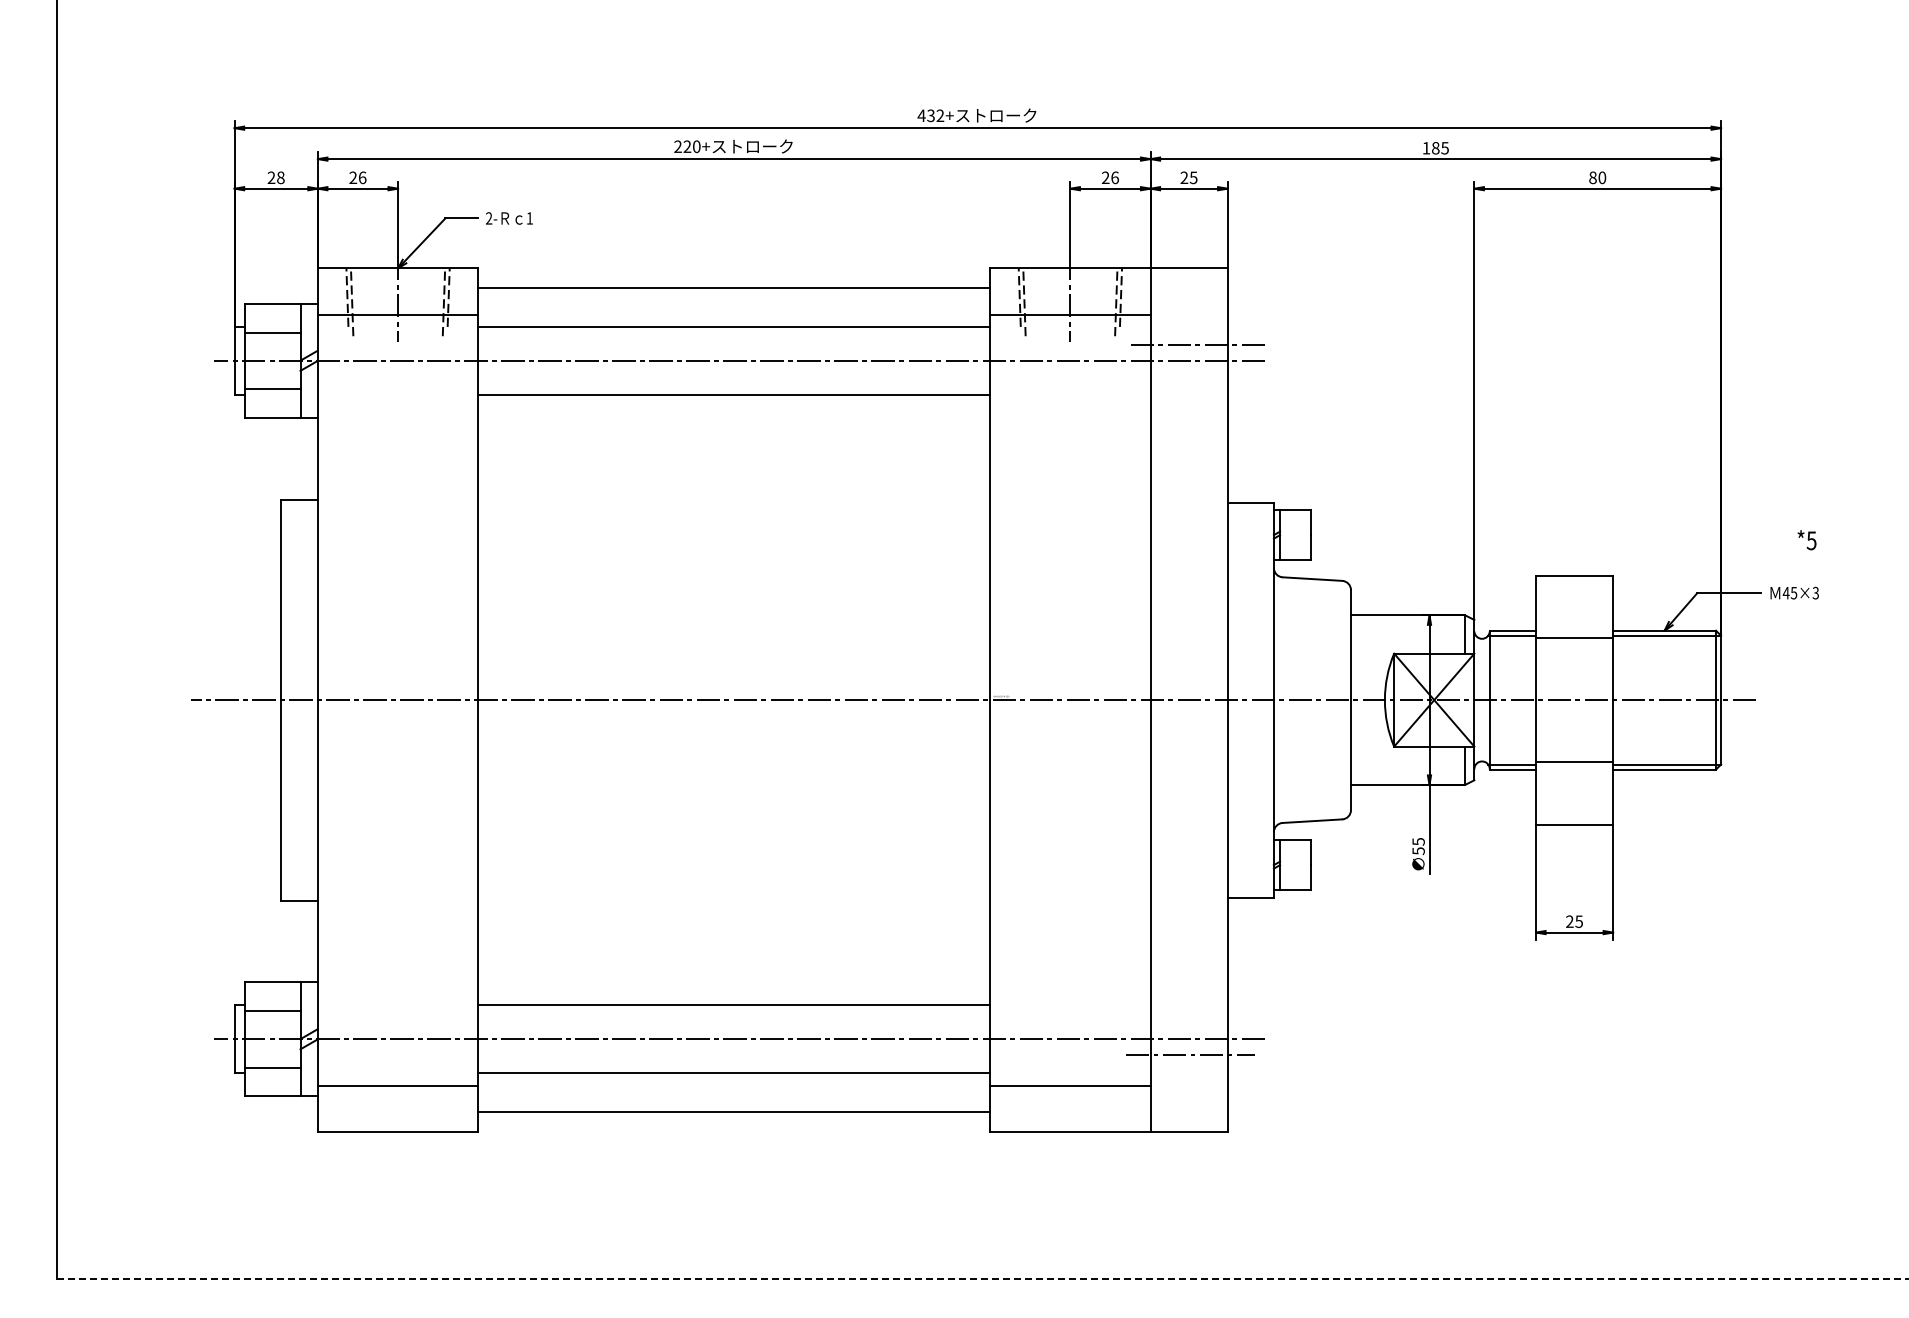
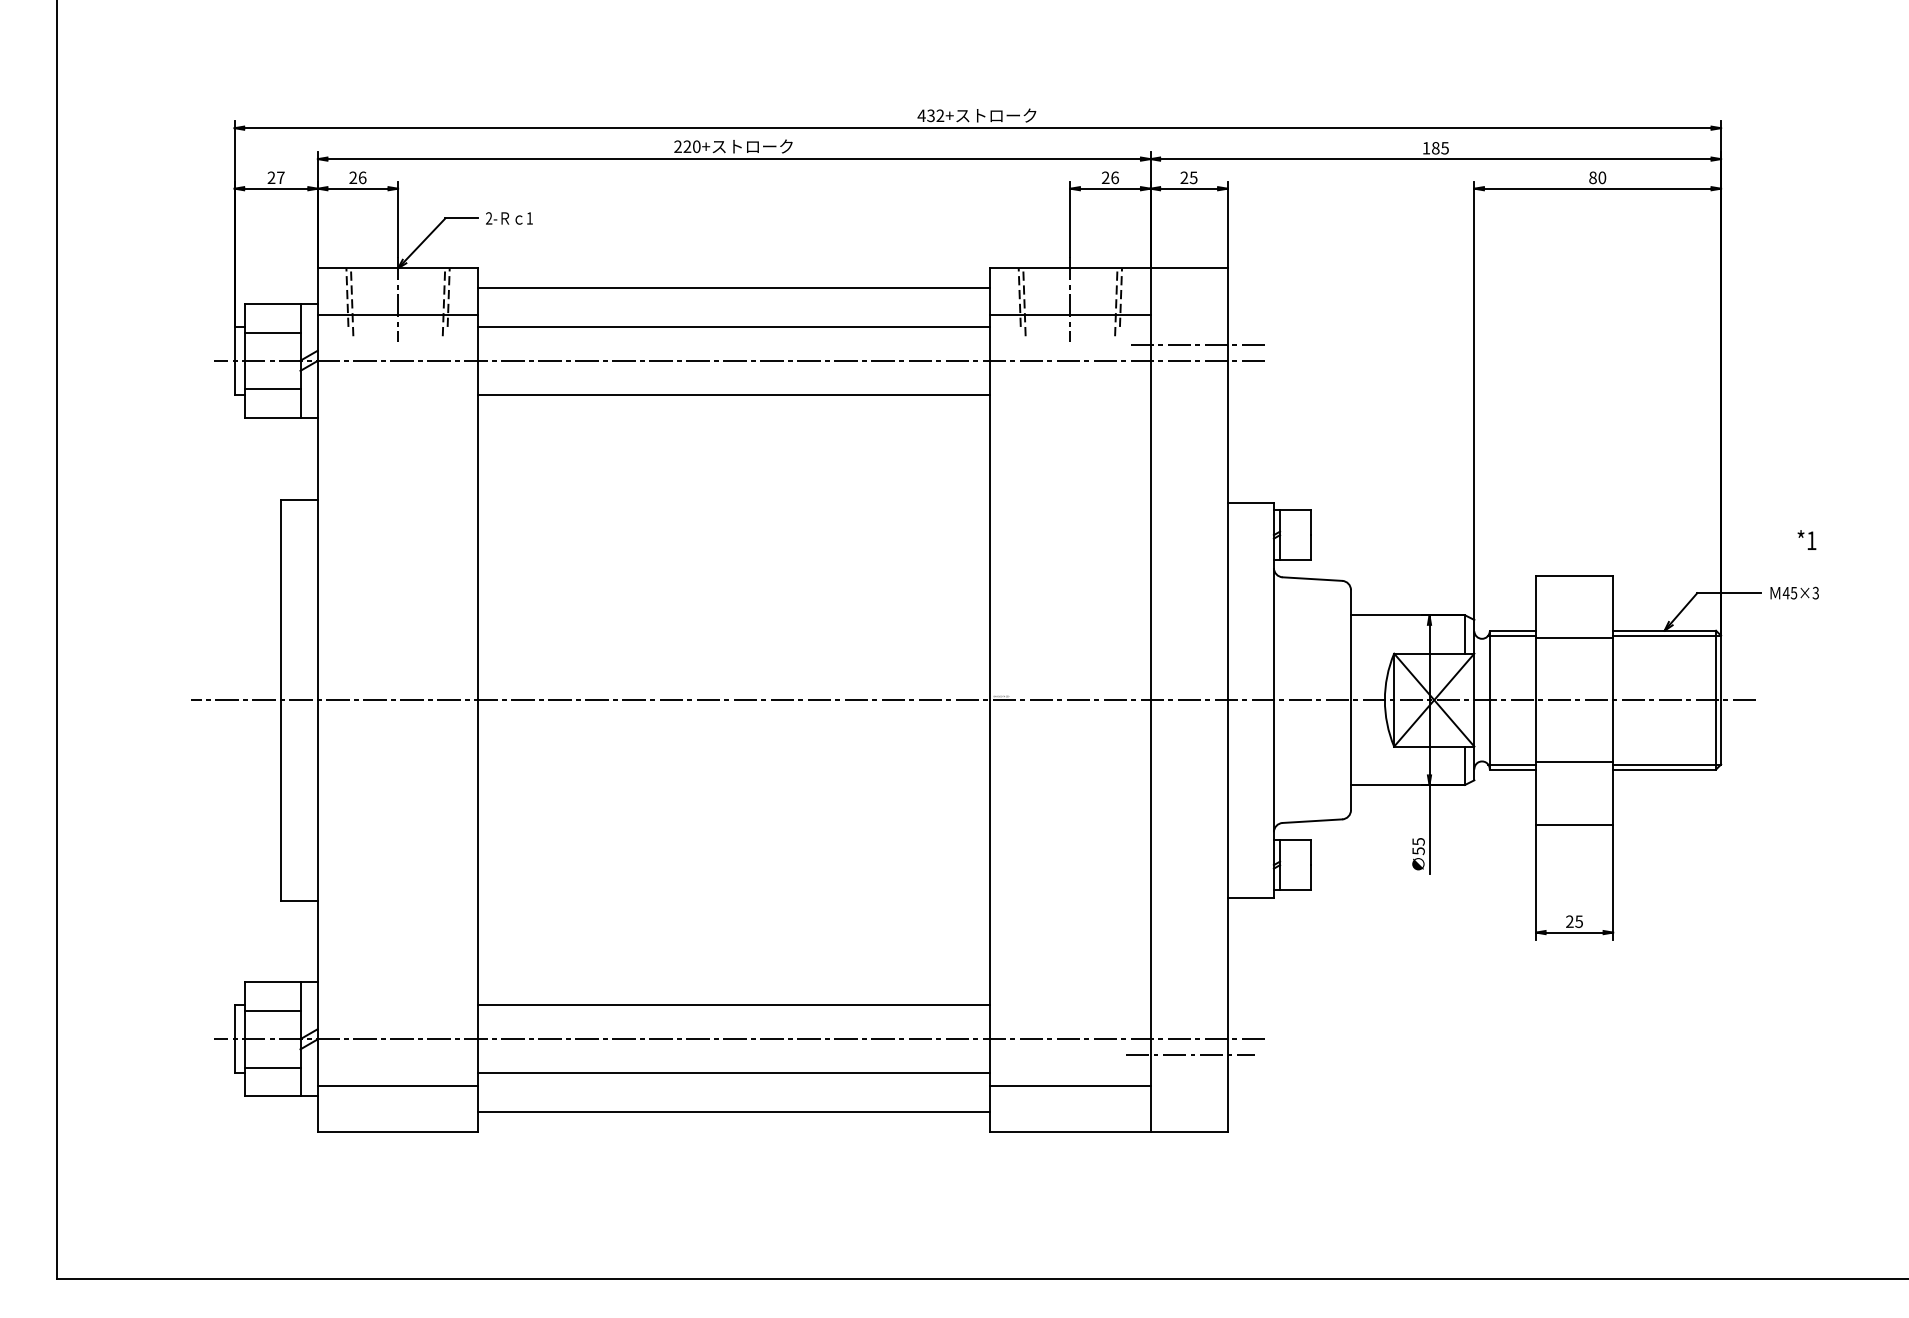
text: 28 -> 27 (280, 177)
text: *5 -> *1 (1811, 540)
line: dashed -> solid (983, 1278)
